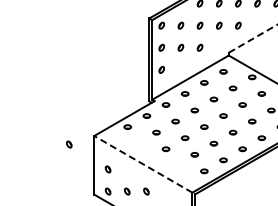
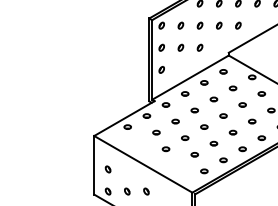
line: dashed -> solid (252, 38)
part: present -> none (69, 144)
line: dashed -> solid (143, 164)
